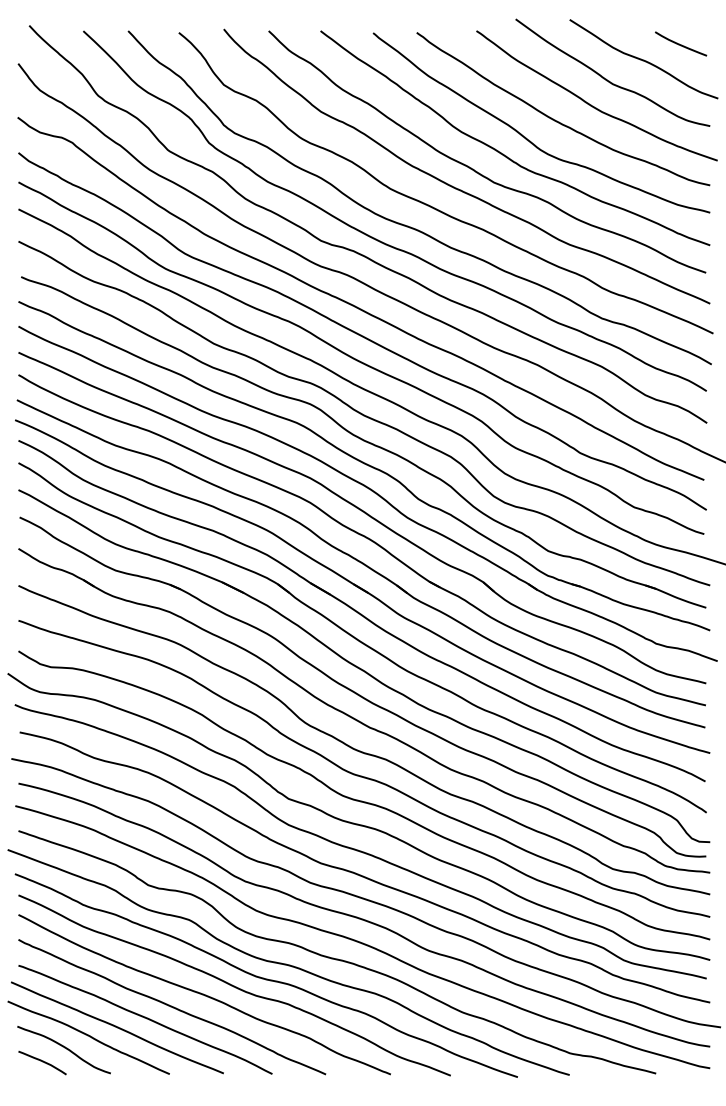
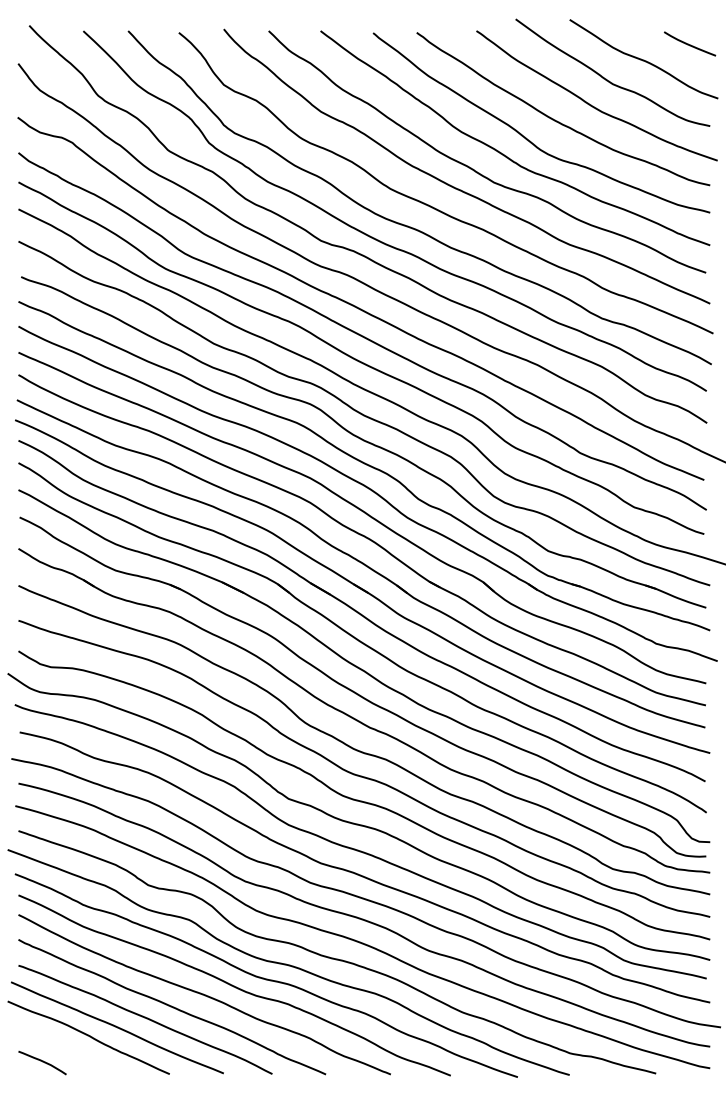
curve position: (681, 44) -> (690, 44) (690, 44)
curve: present -> none (64, 1048)
